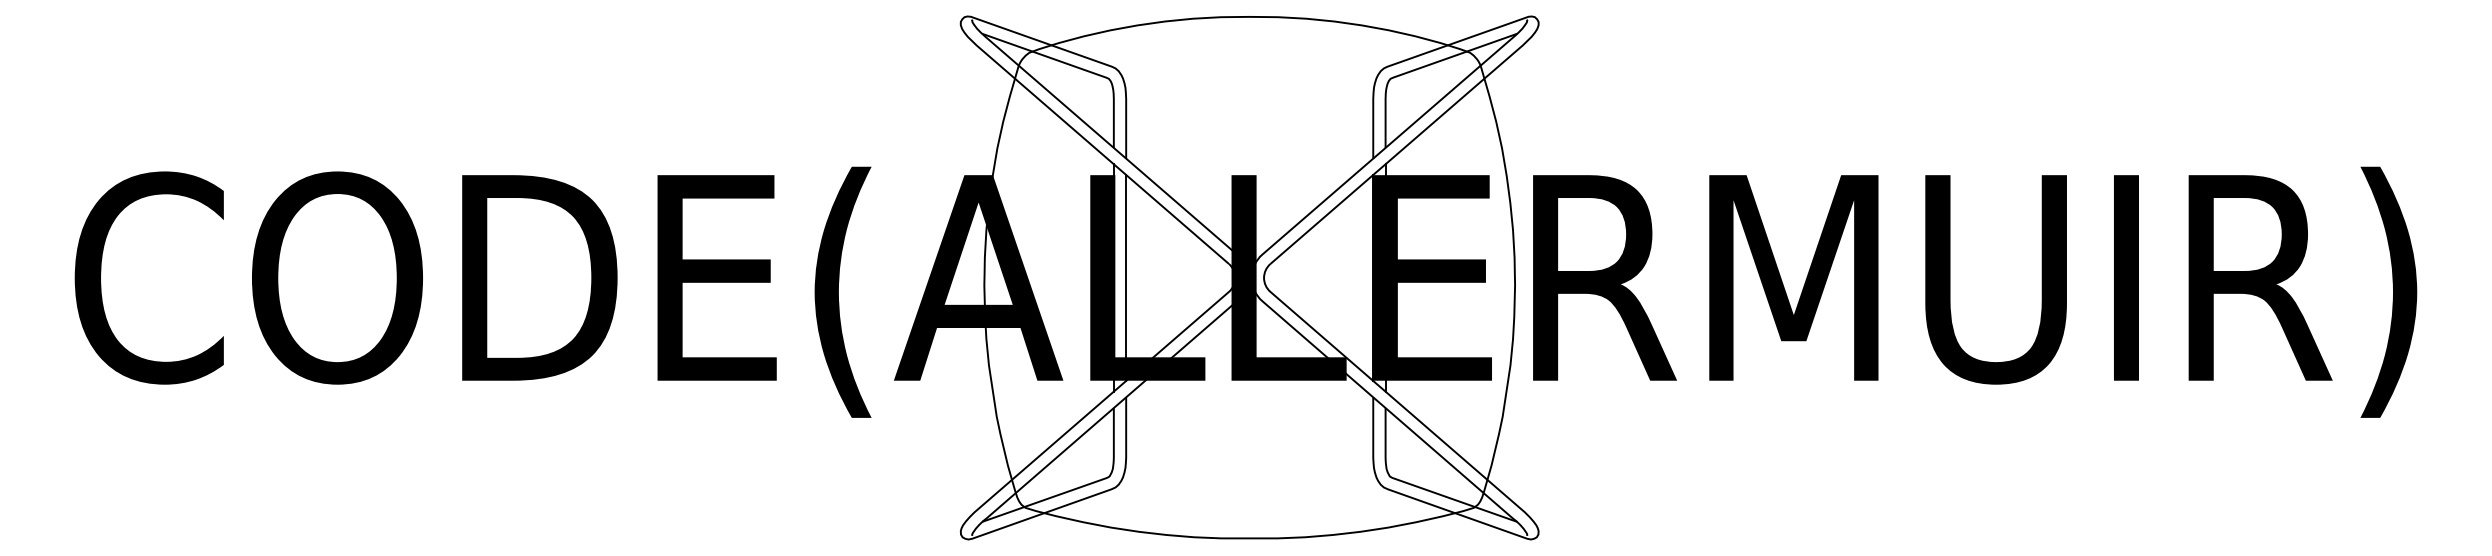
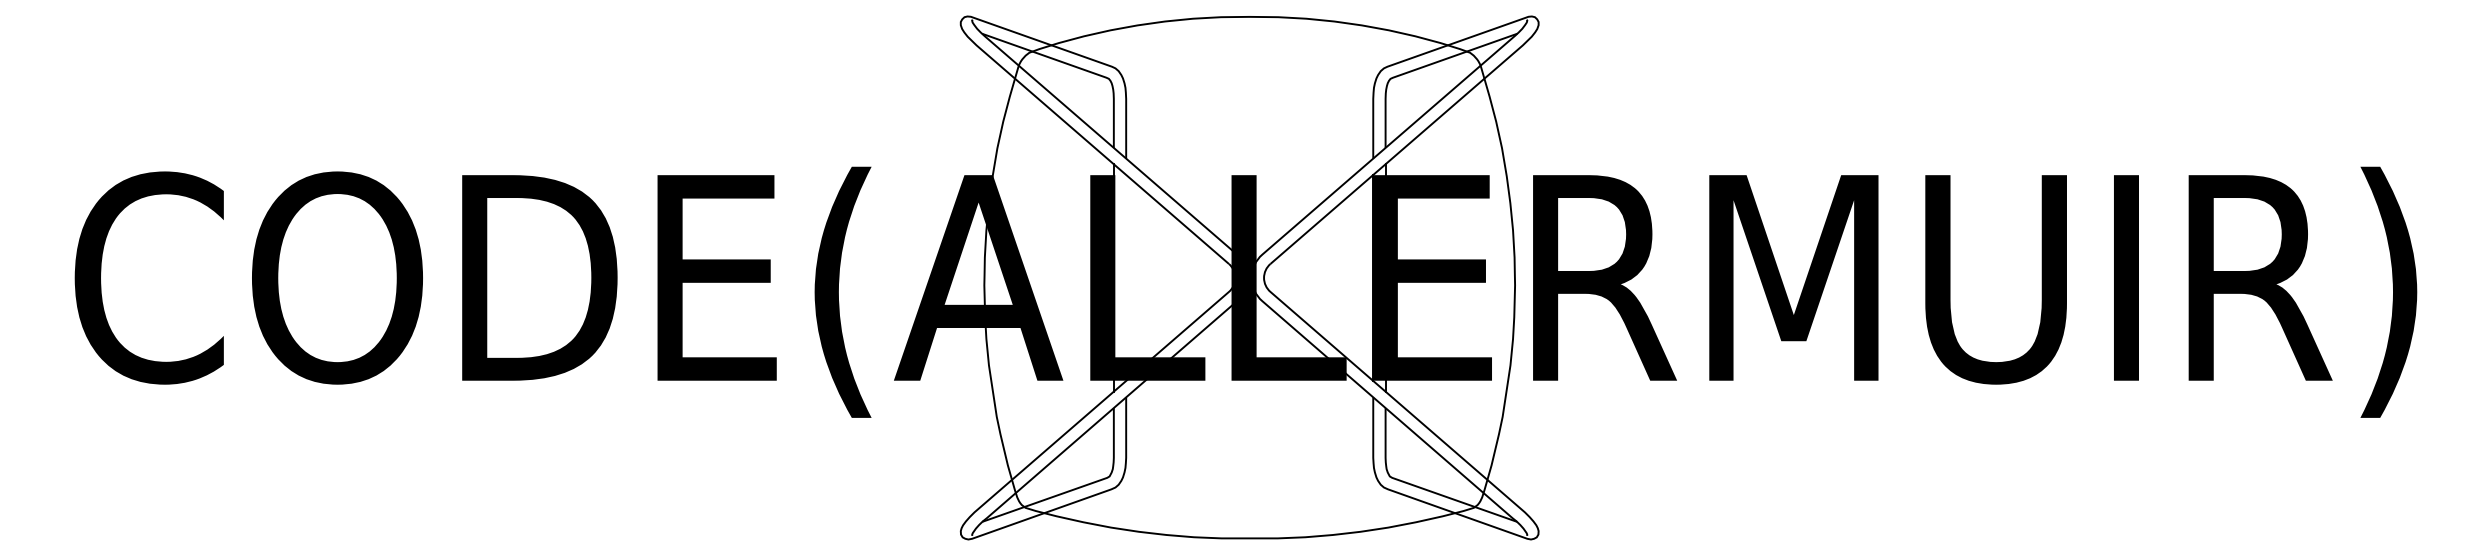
line: present -> none (1126, 277)
